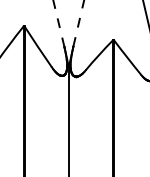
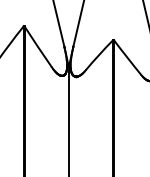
line: dashed -> solid (58, 23)
line: dashed -> solid (78, 23)
